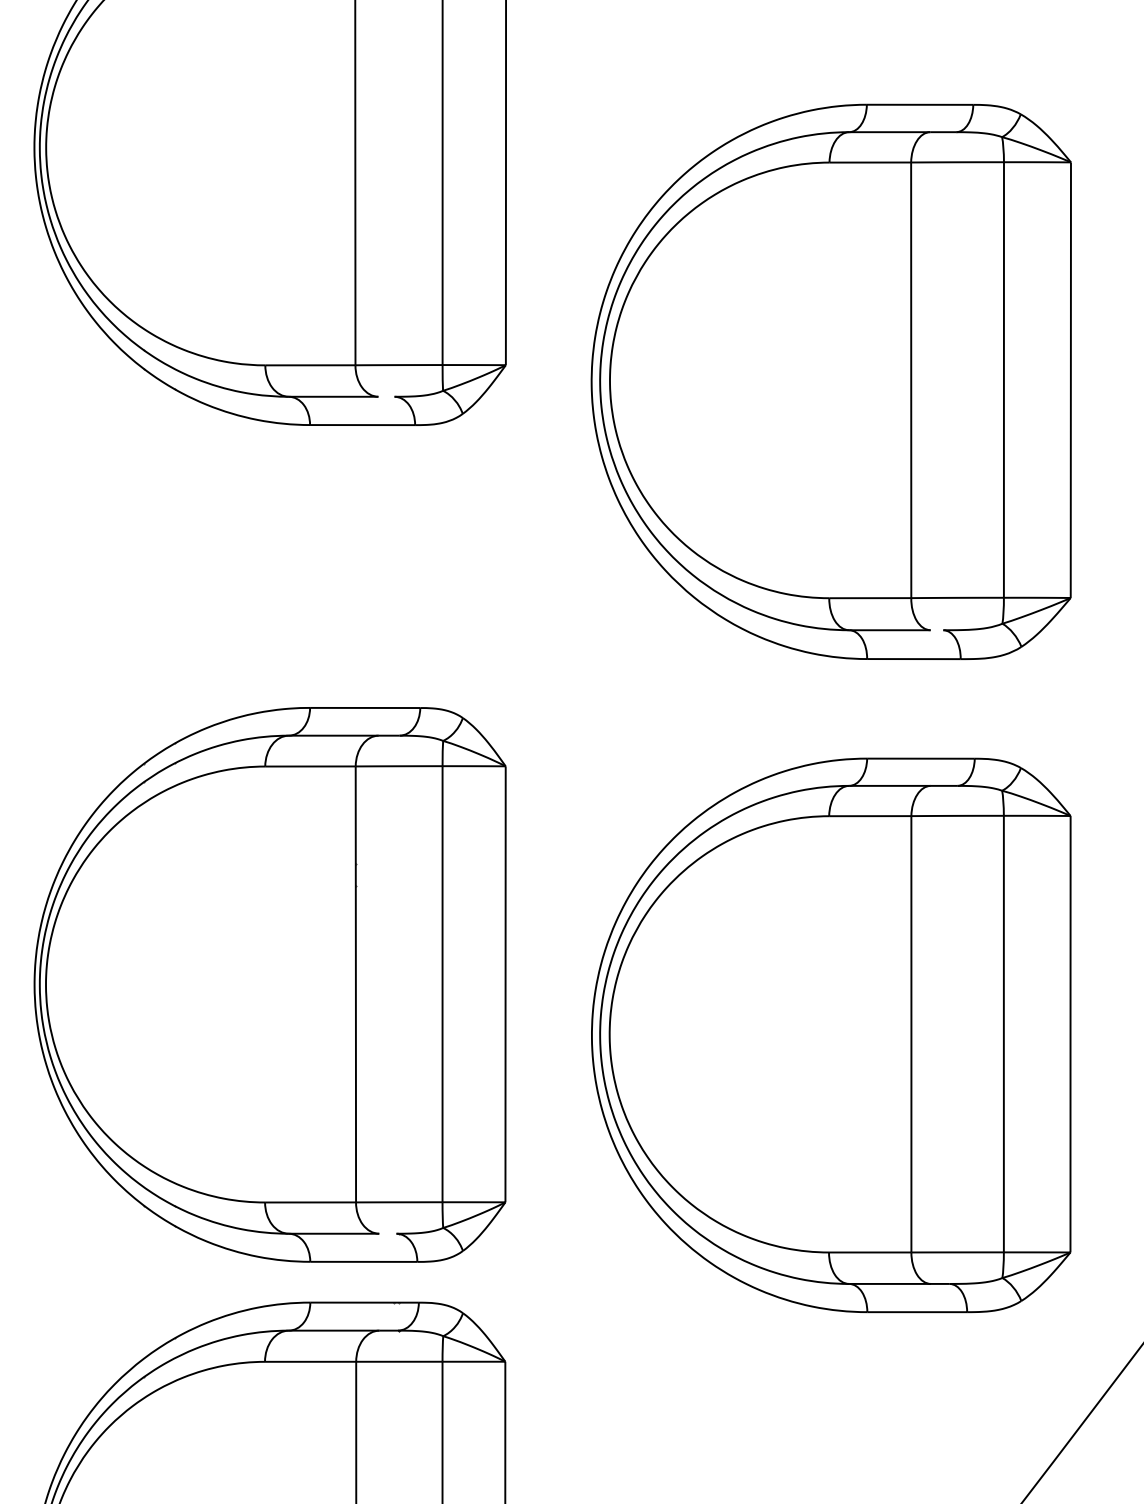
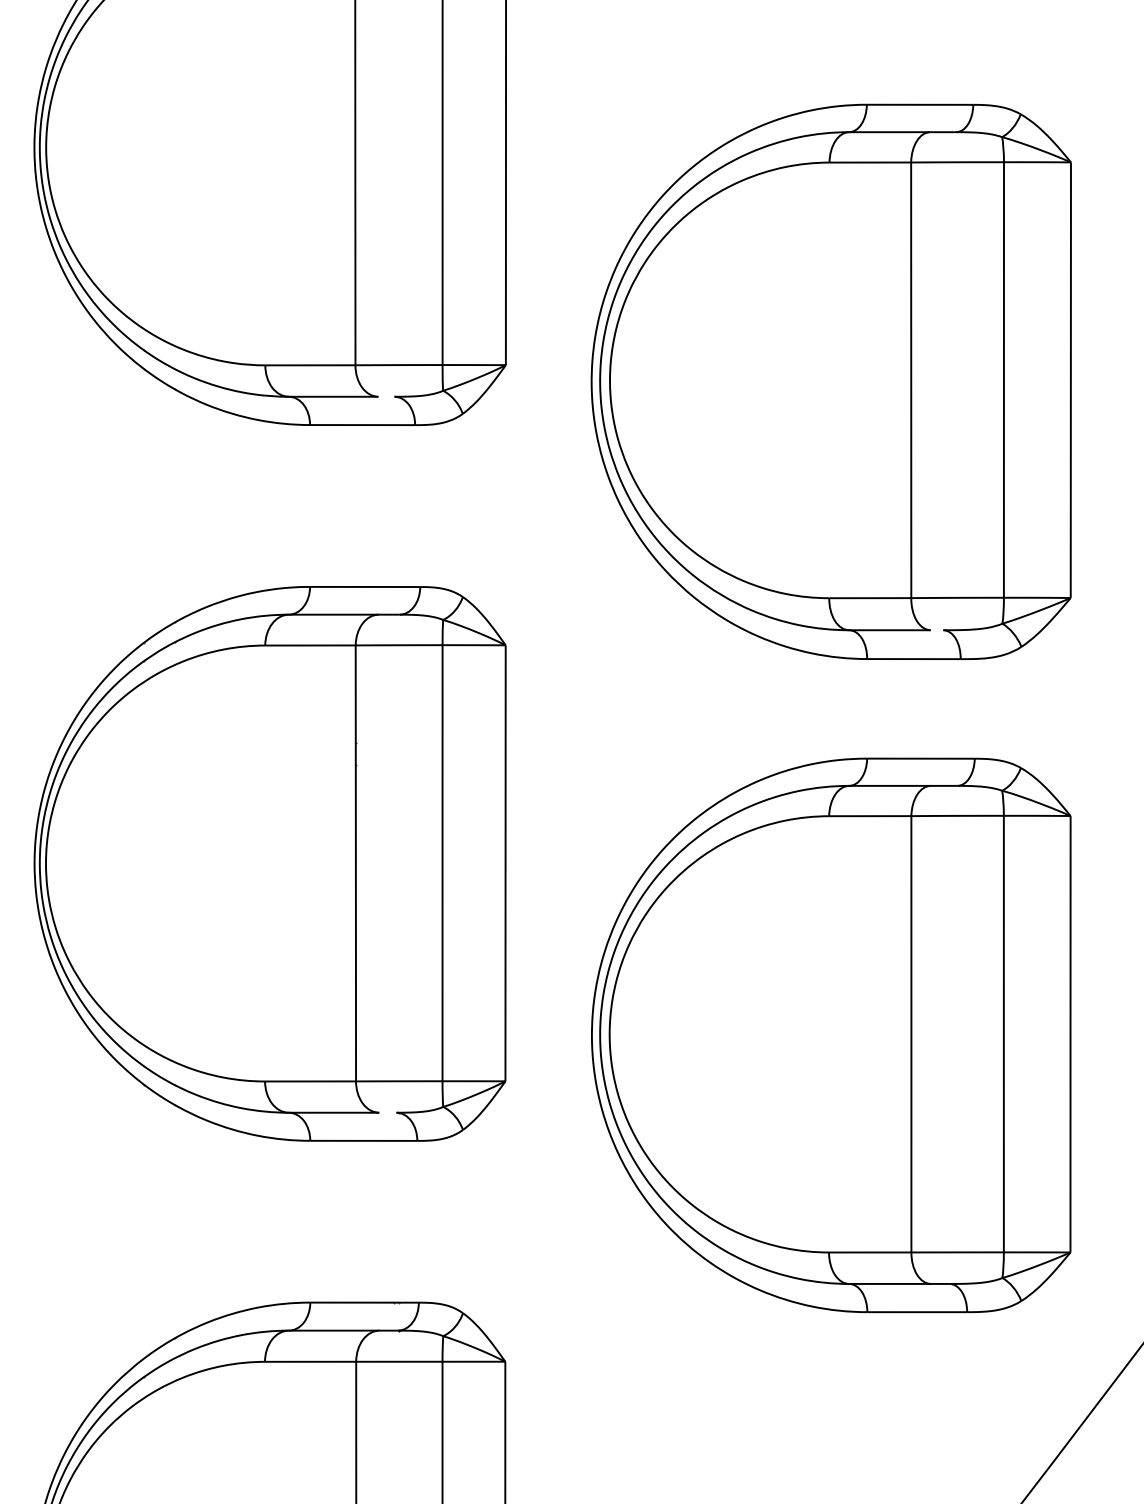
part position: (269, 984) -> (269, 863) (269, 863)
